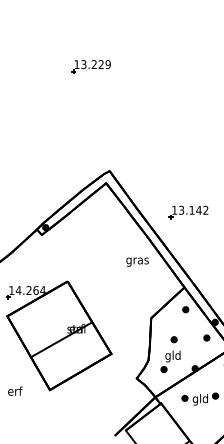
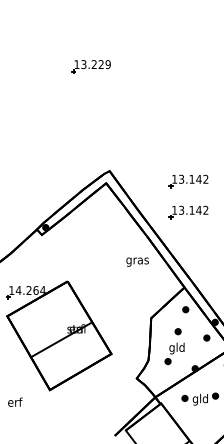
part: none -> present (188, 181)
part position: (170, 354) -> (174, 346) (174, 346)
text position: (15, 390) -> (15, 401) (15, 401)
